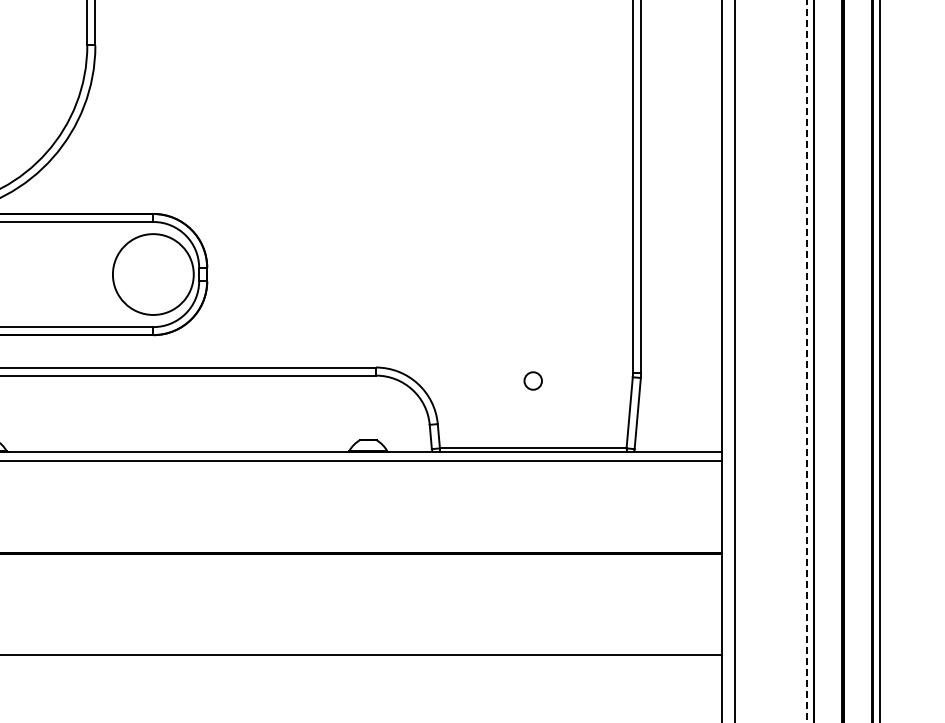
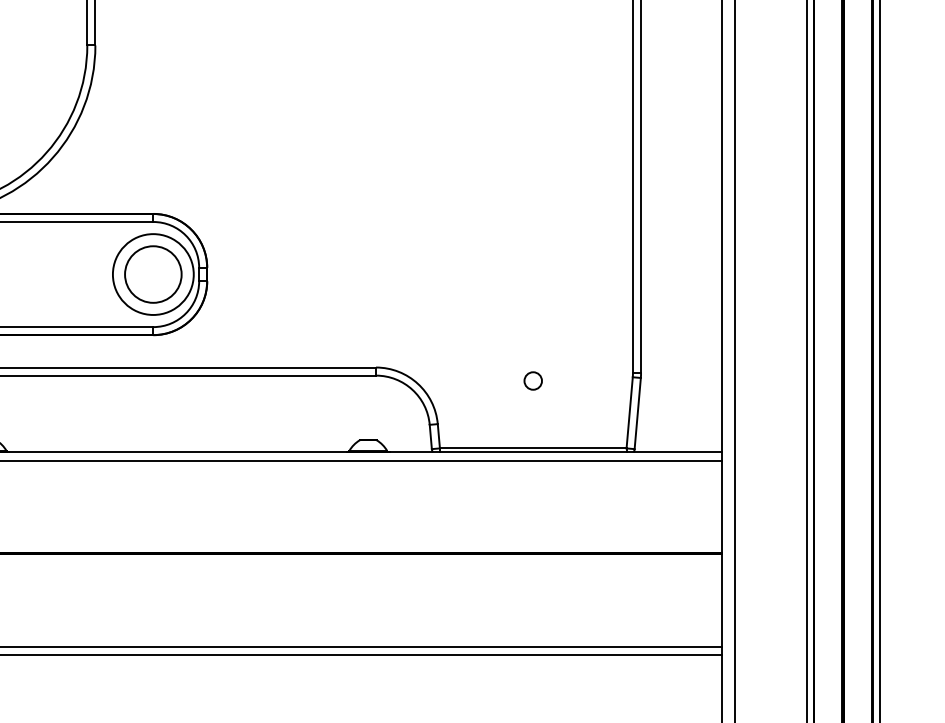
circle: none -> present (153, 274)
line: dashed -> solid (806, 361)
line: none -> present (361, 646)
